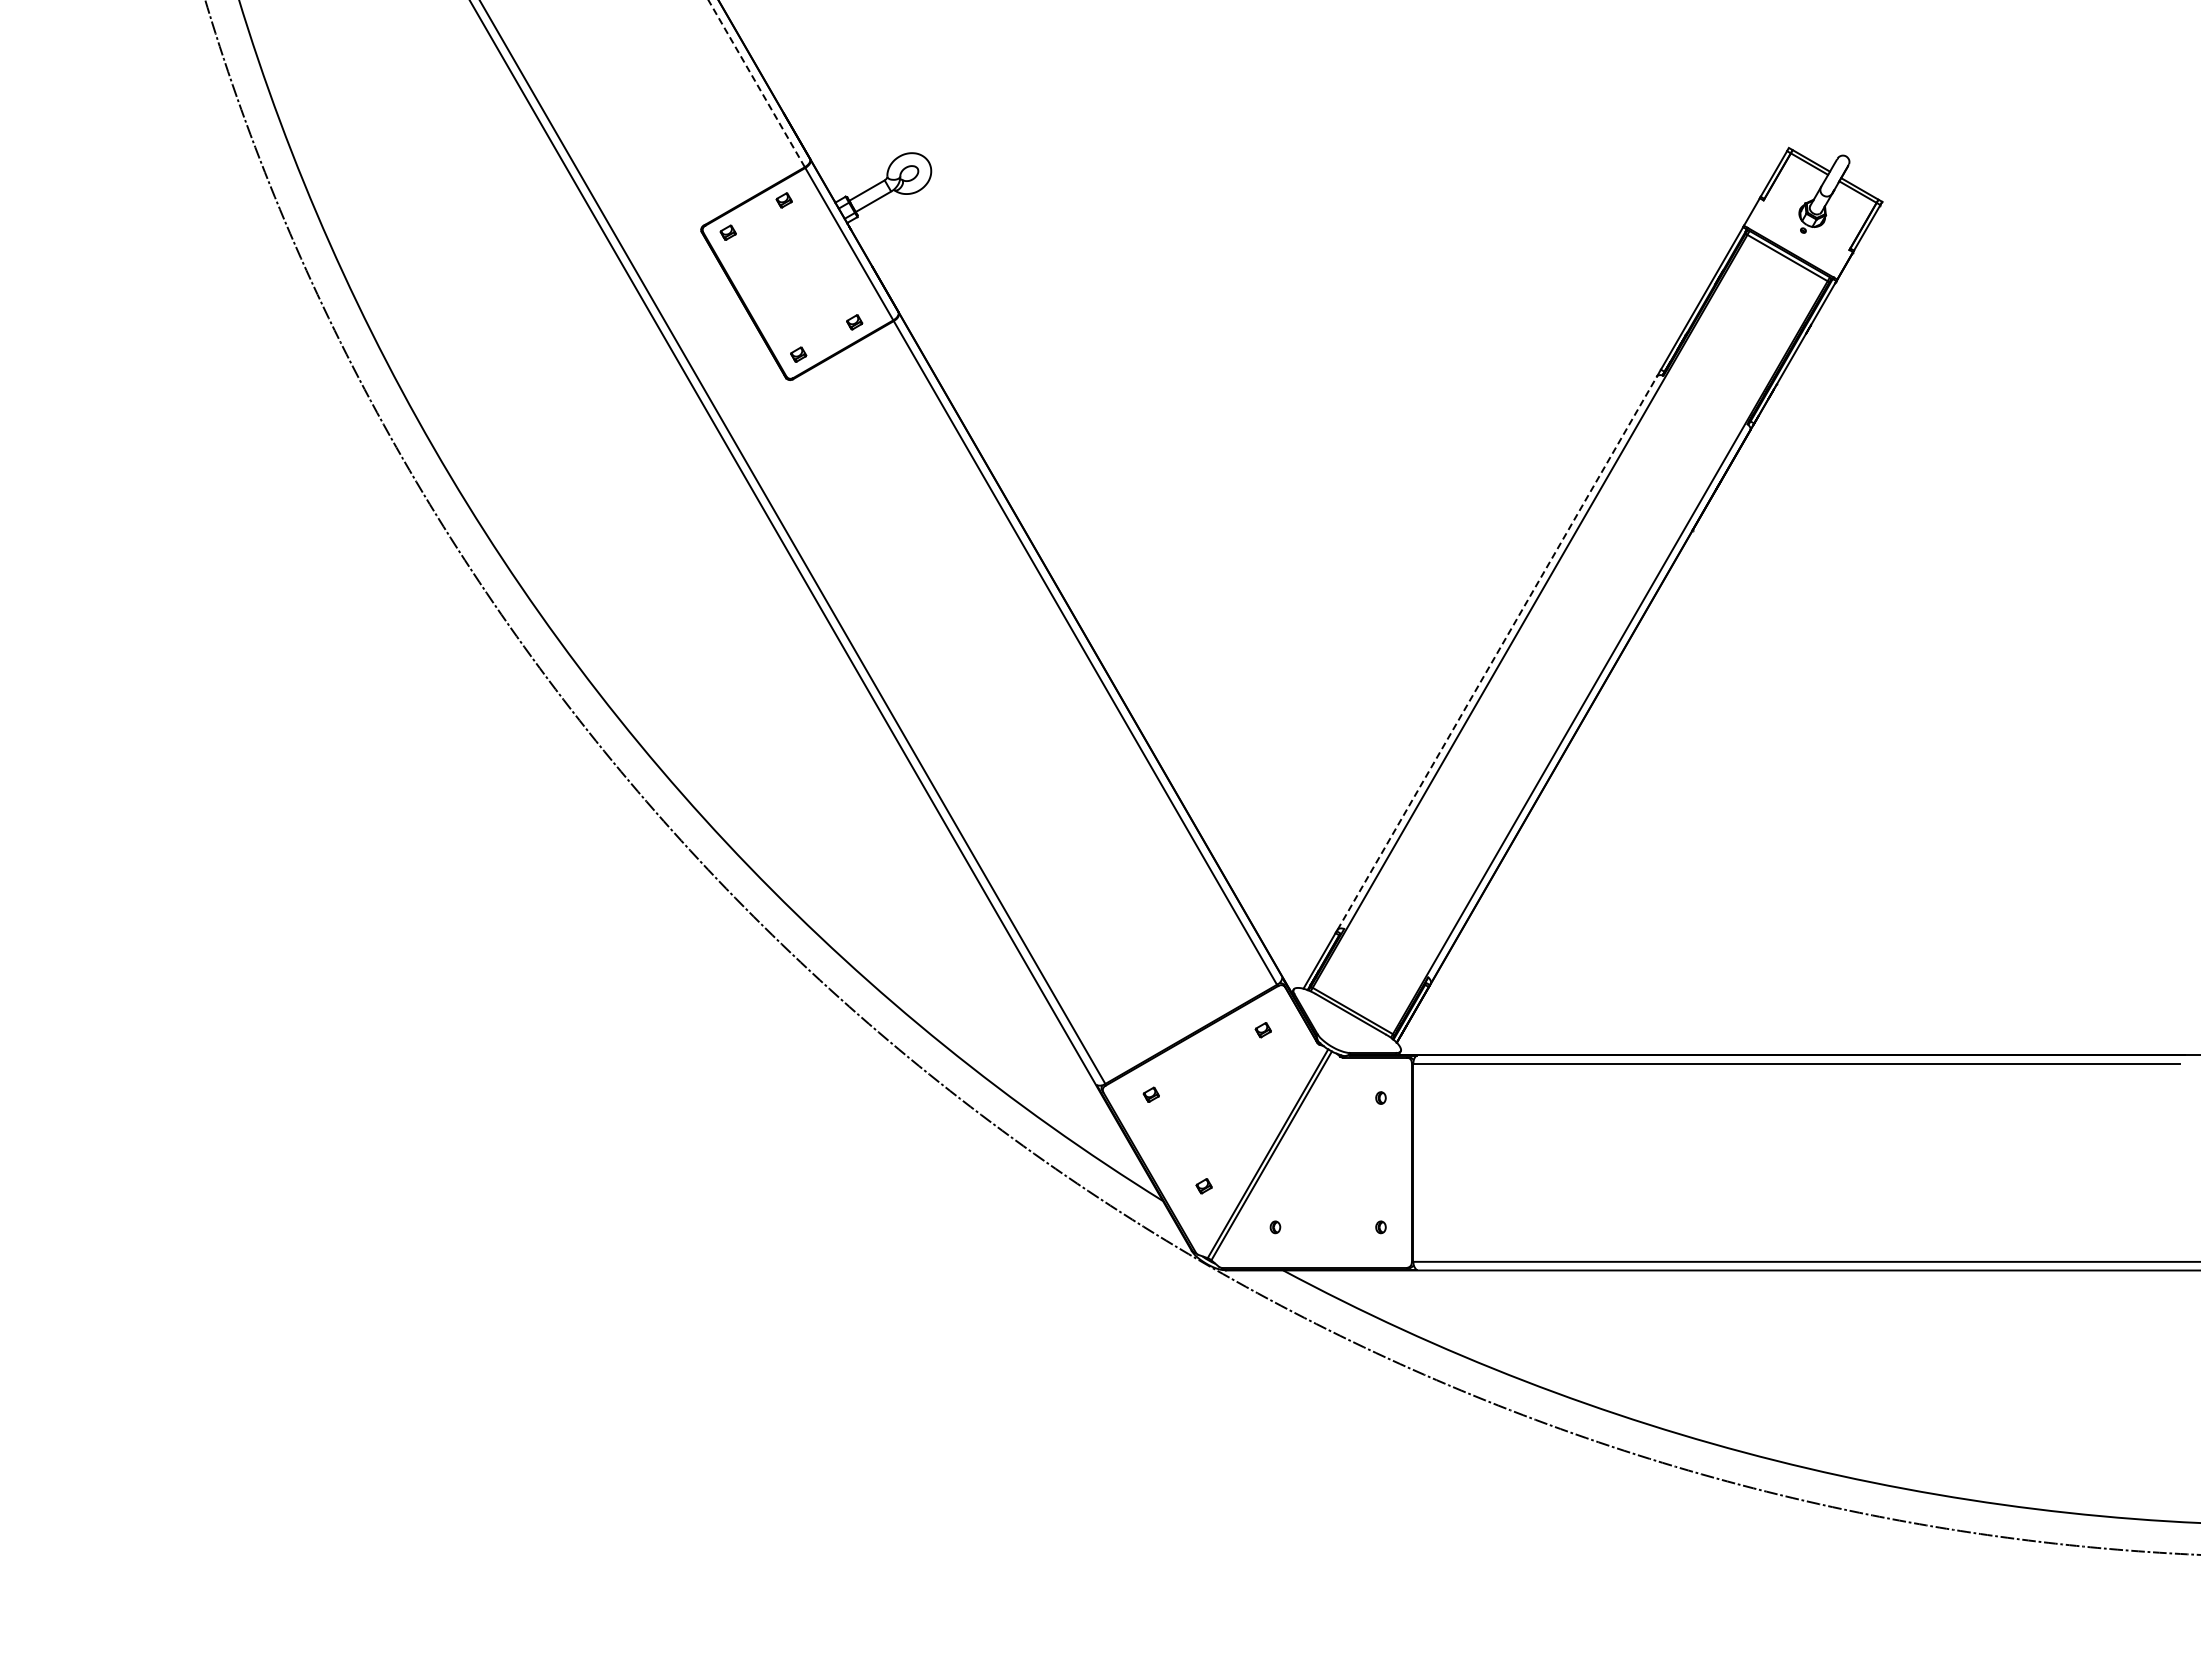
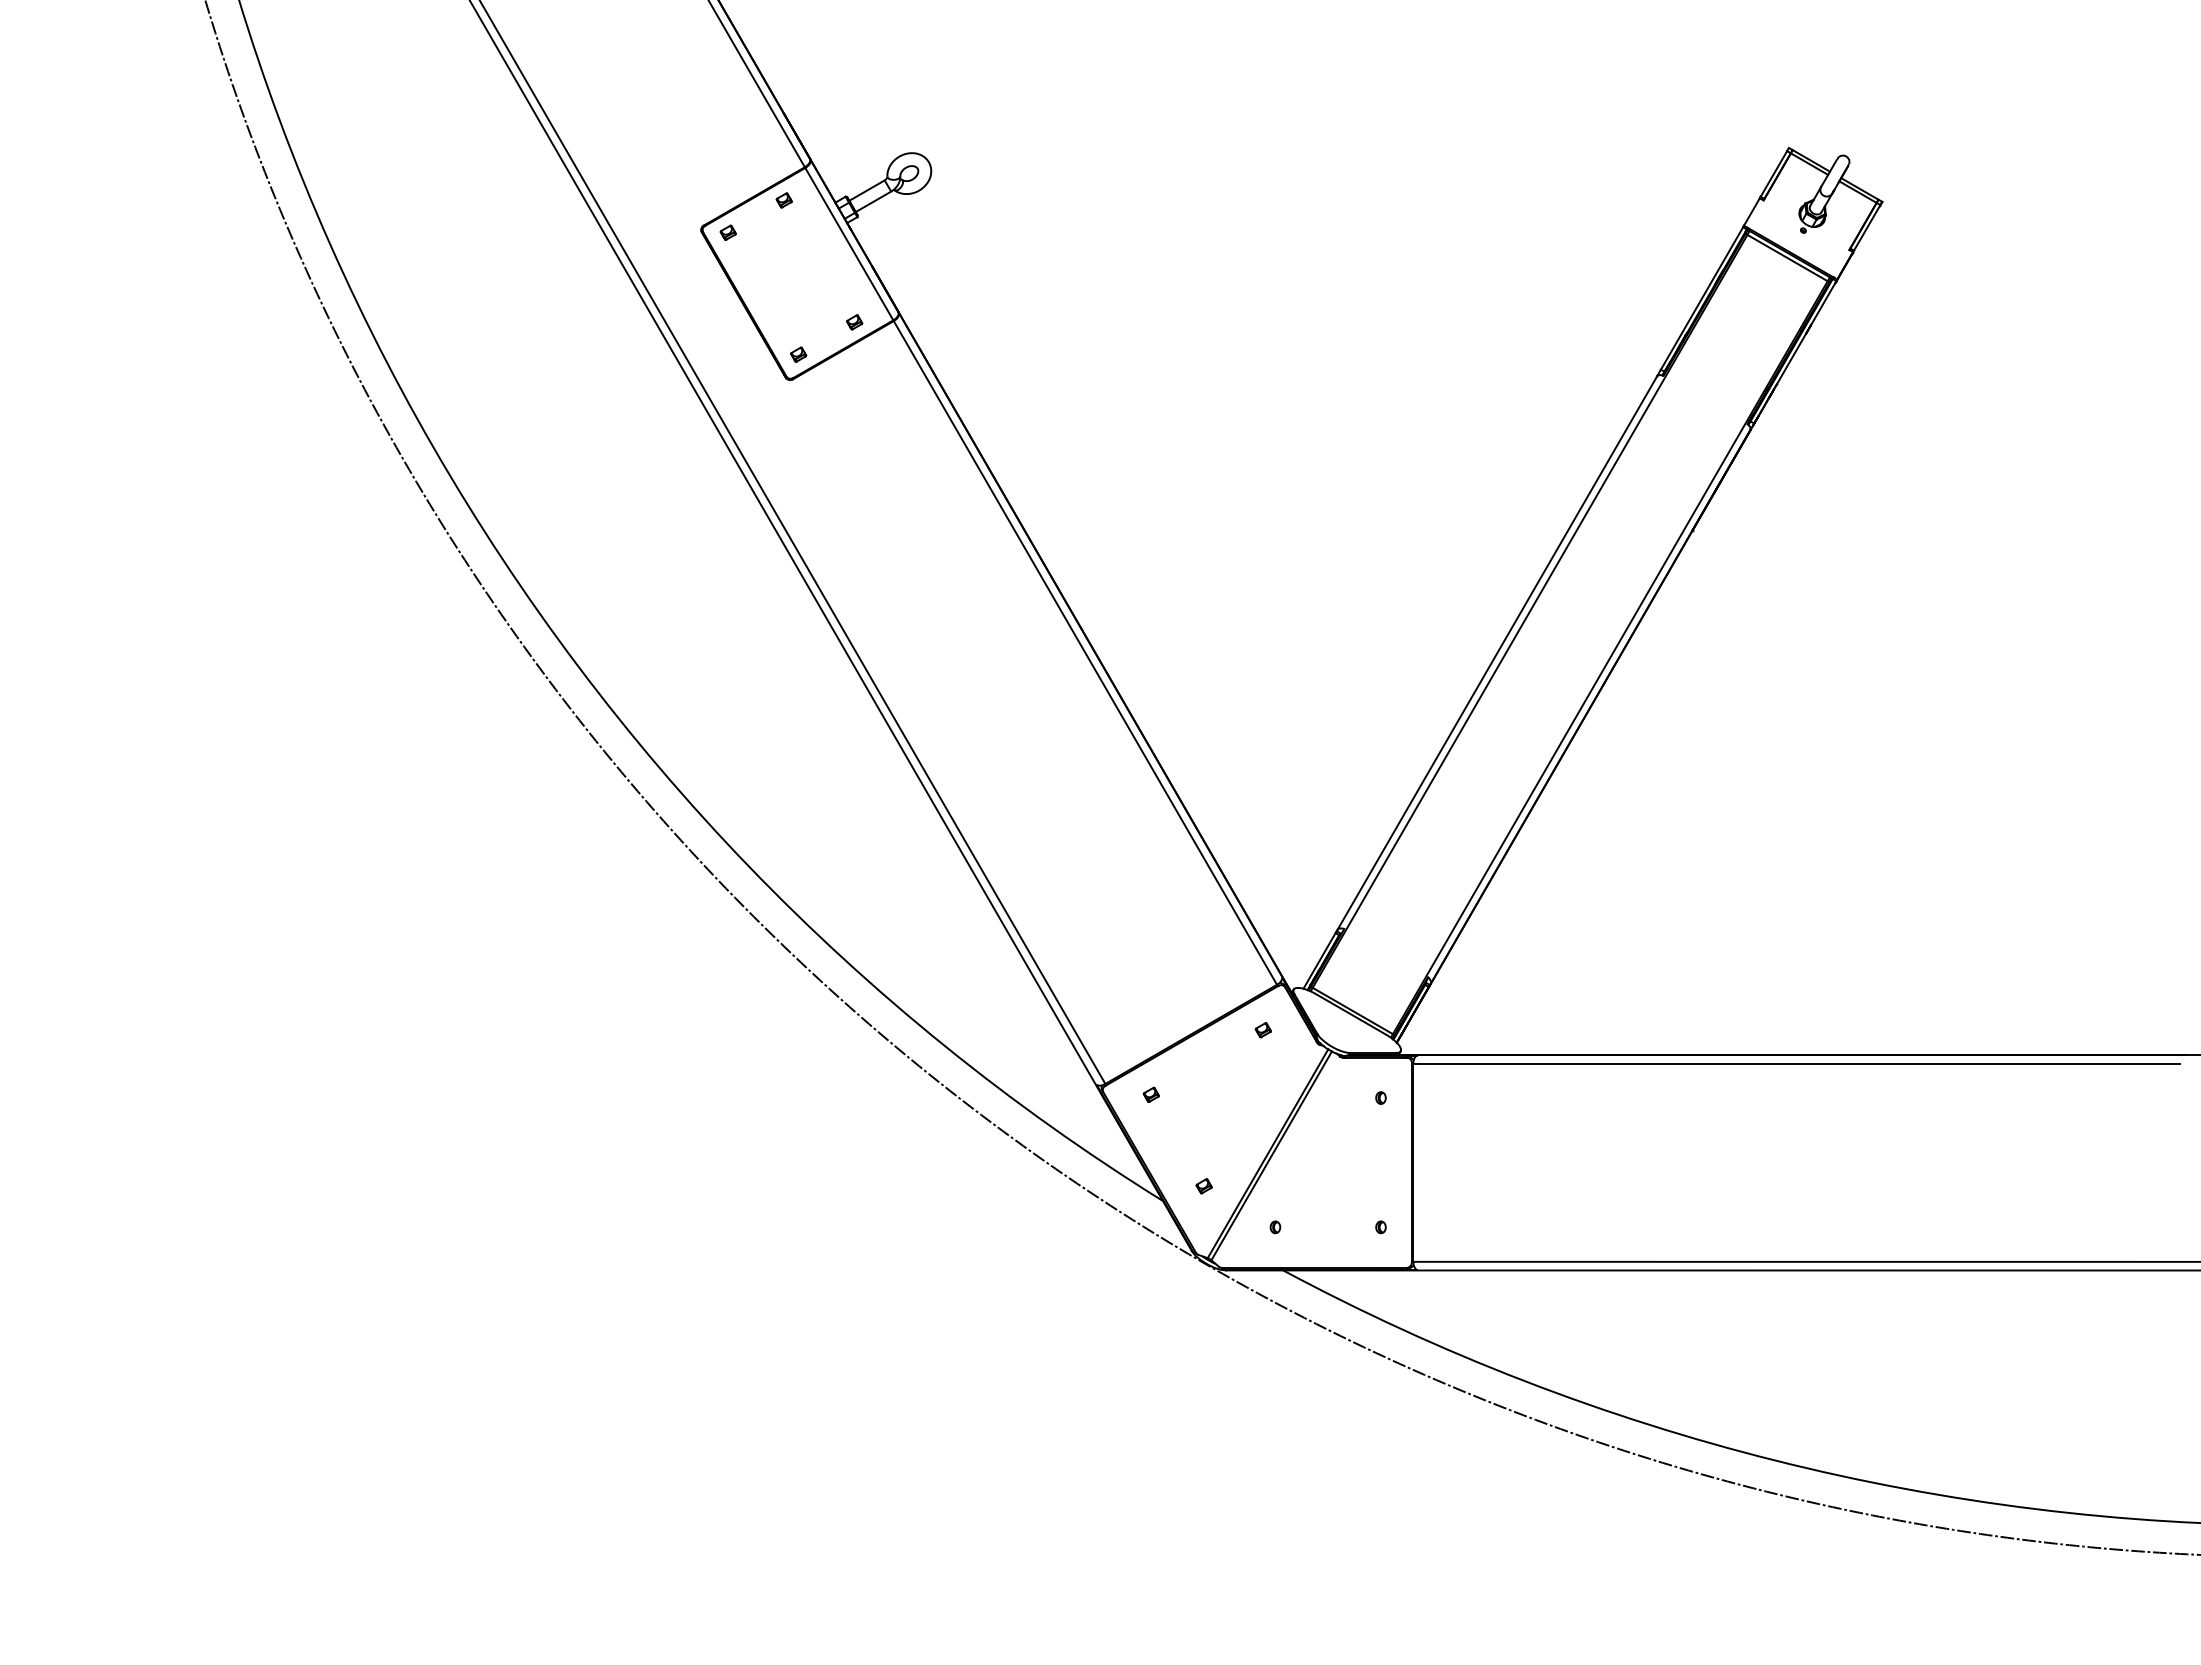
line: dashed -> solid (756, 83)
line: dashed -> solid (1497, 652)
